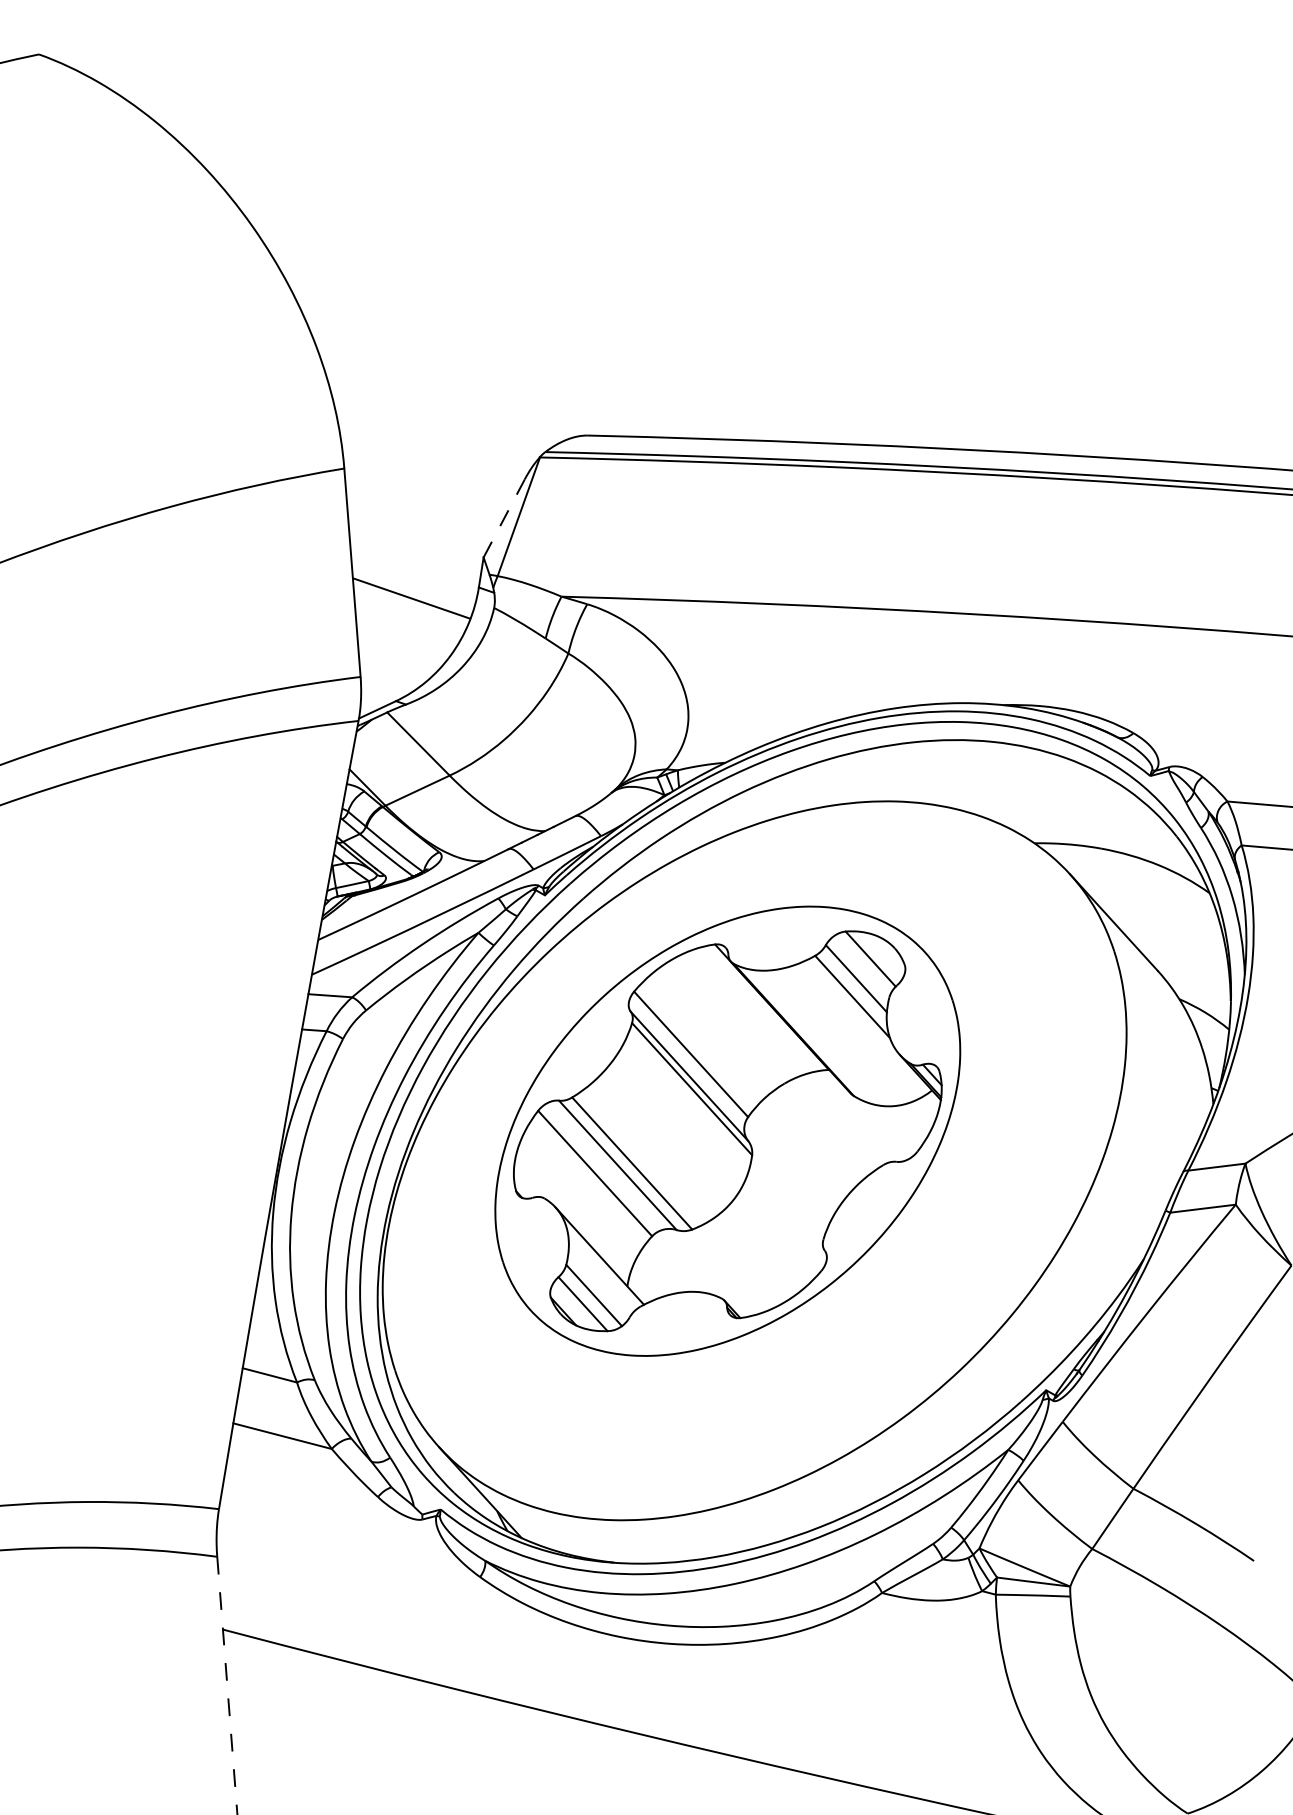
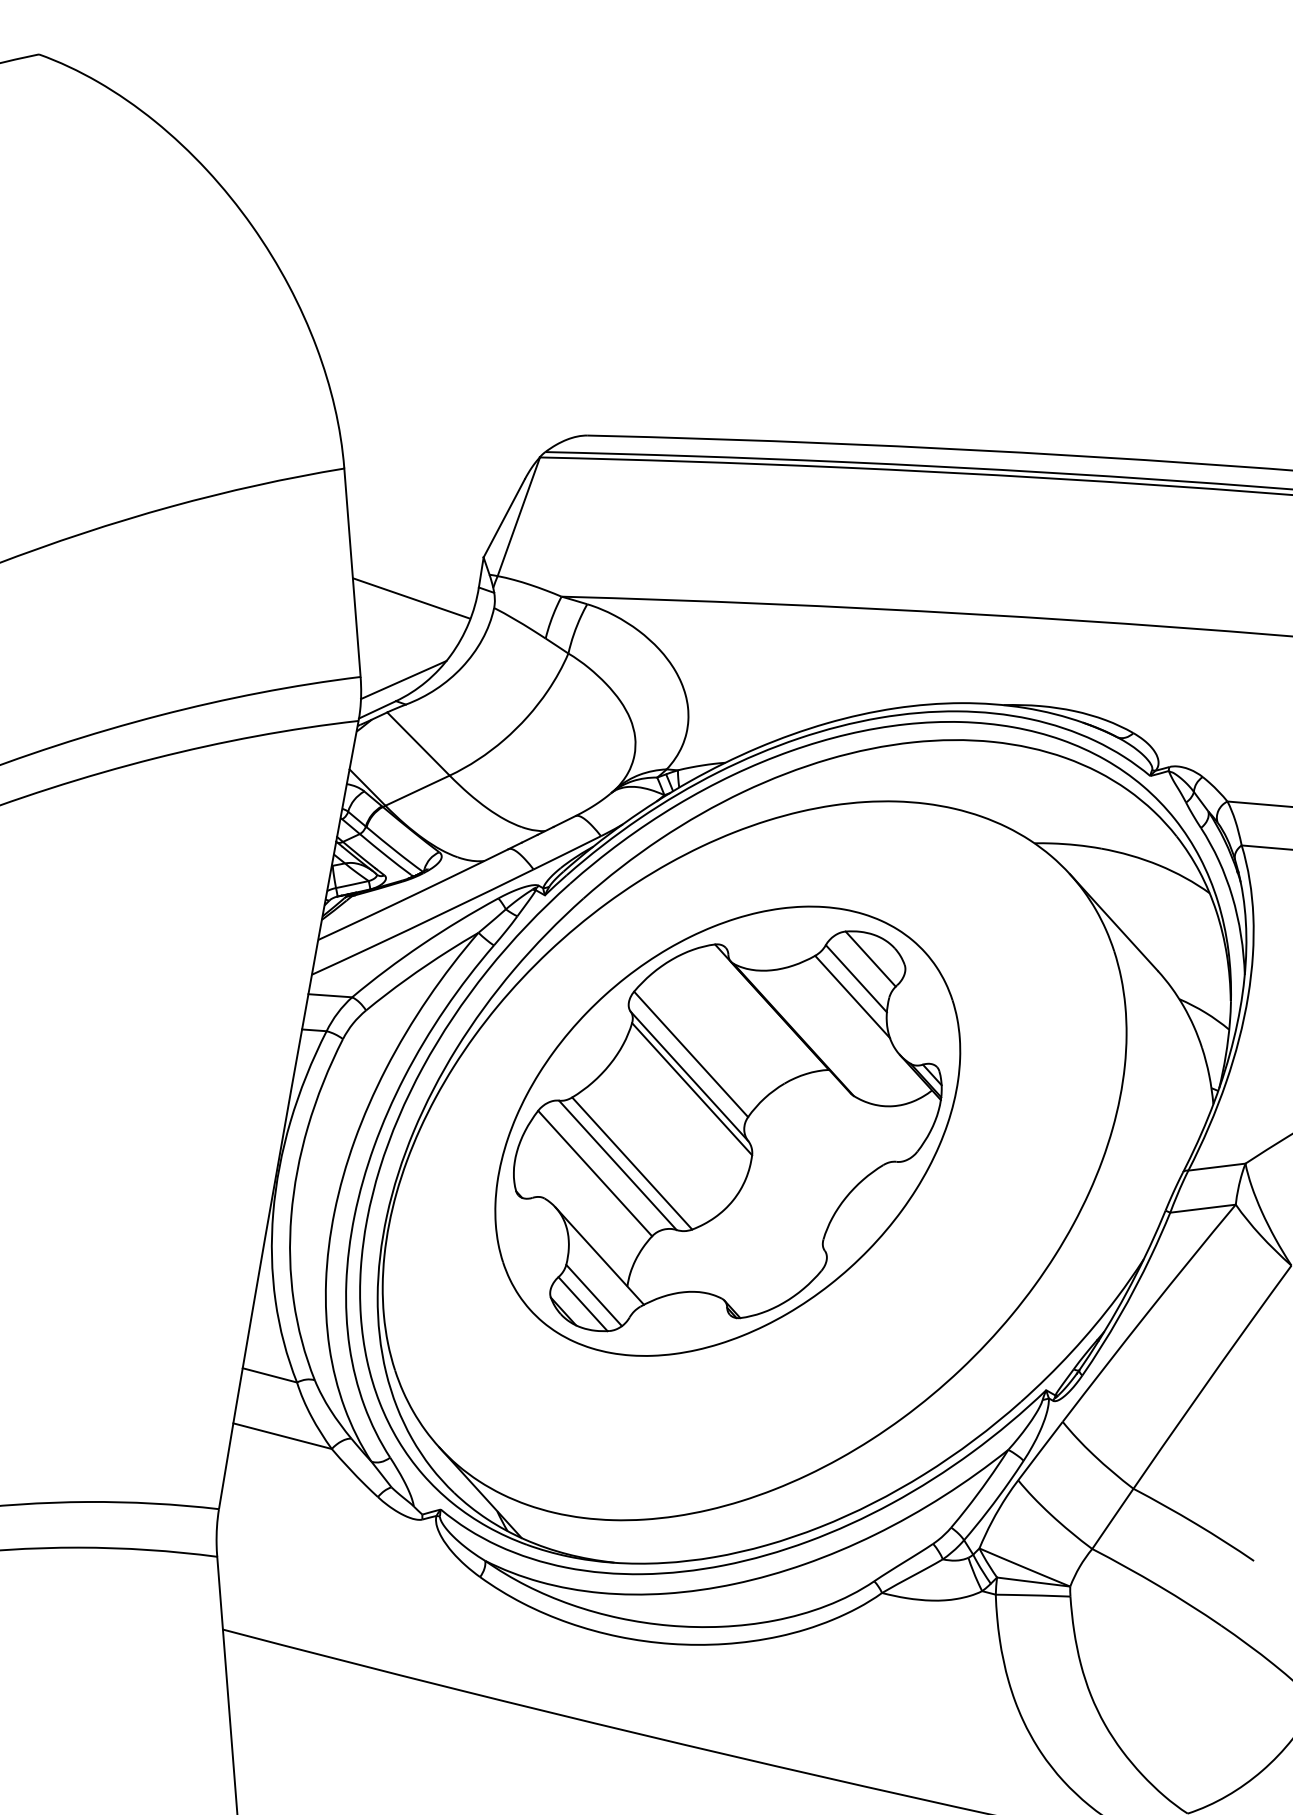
line: dashed -> solid (504, 517)
line: none -> present (403, 680)
line: dashed -> solid (227, 1685)
